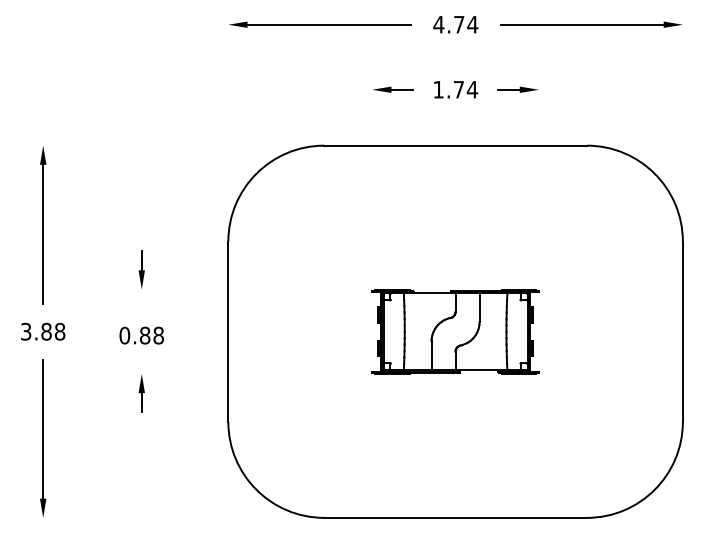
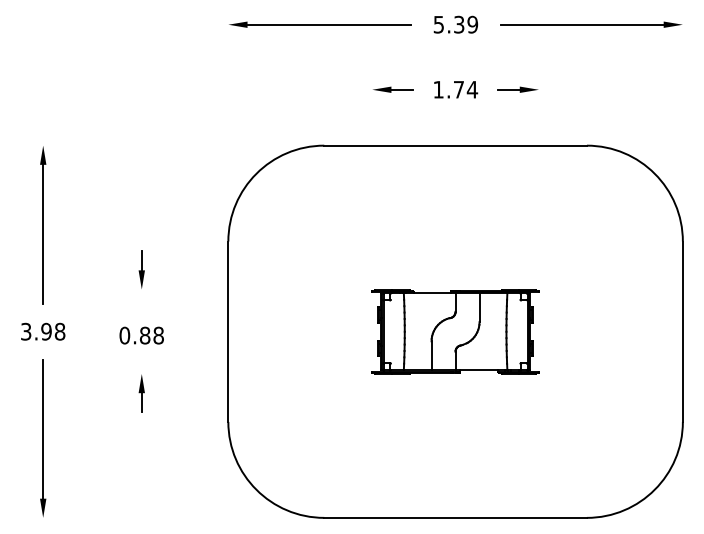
text: 4.74 -> 5.39 (455, 24)
text: 3.88 -> 3.98 (46, 331)
